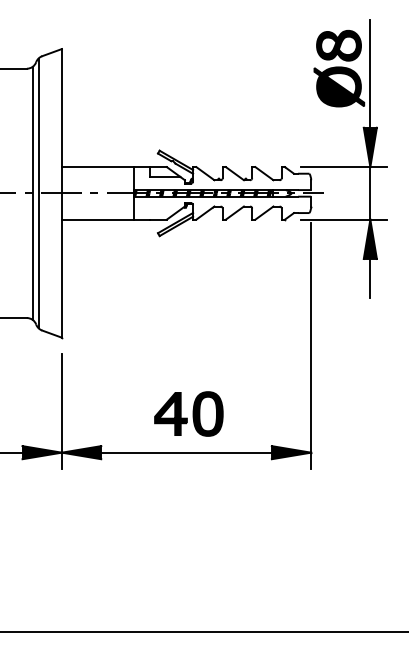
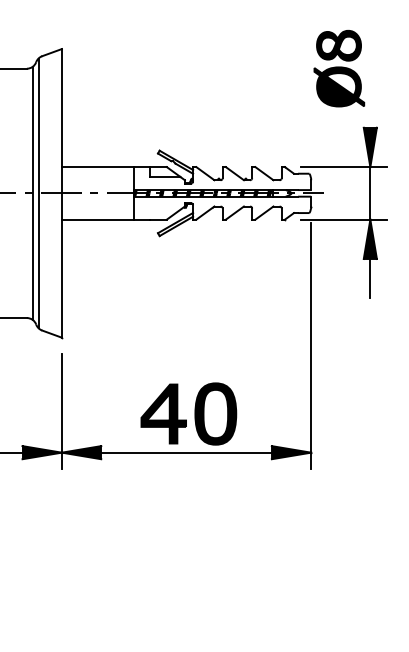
line: present -> none (370, 73)
part size: 70x46 px -> 98x64 px (188, 413)
line: present -> none (203, 632)
